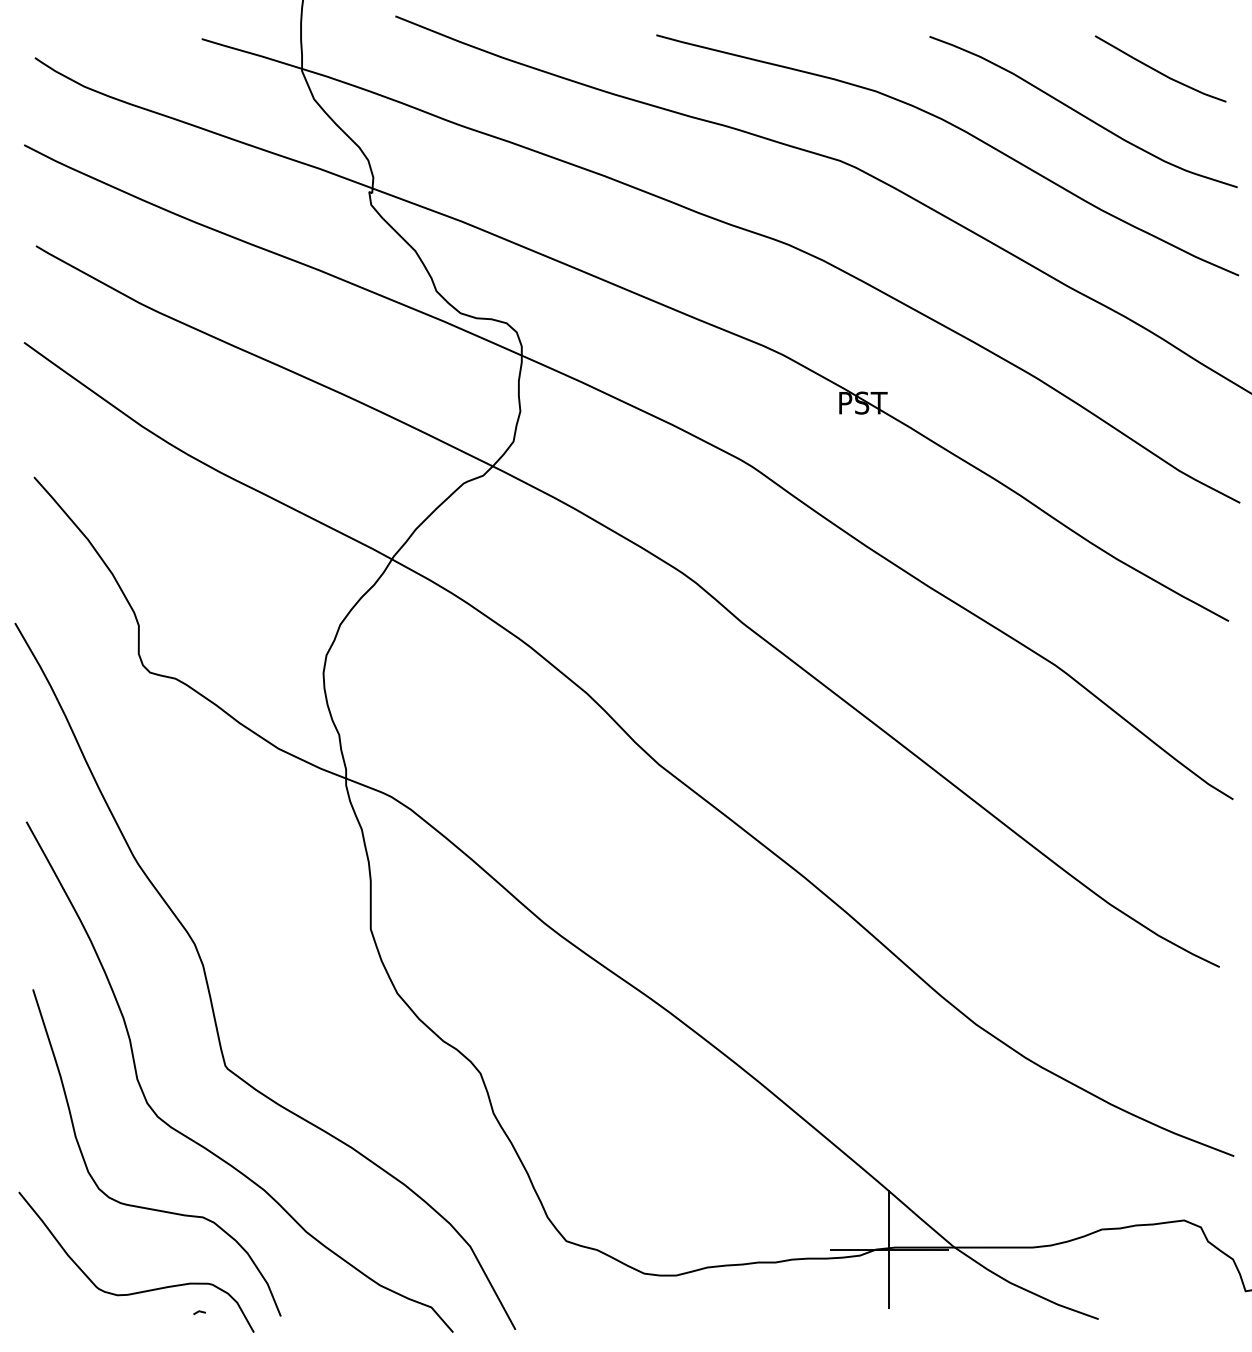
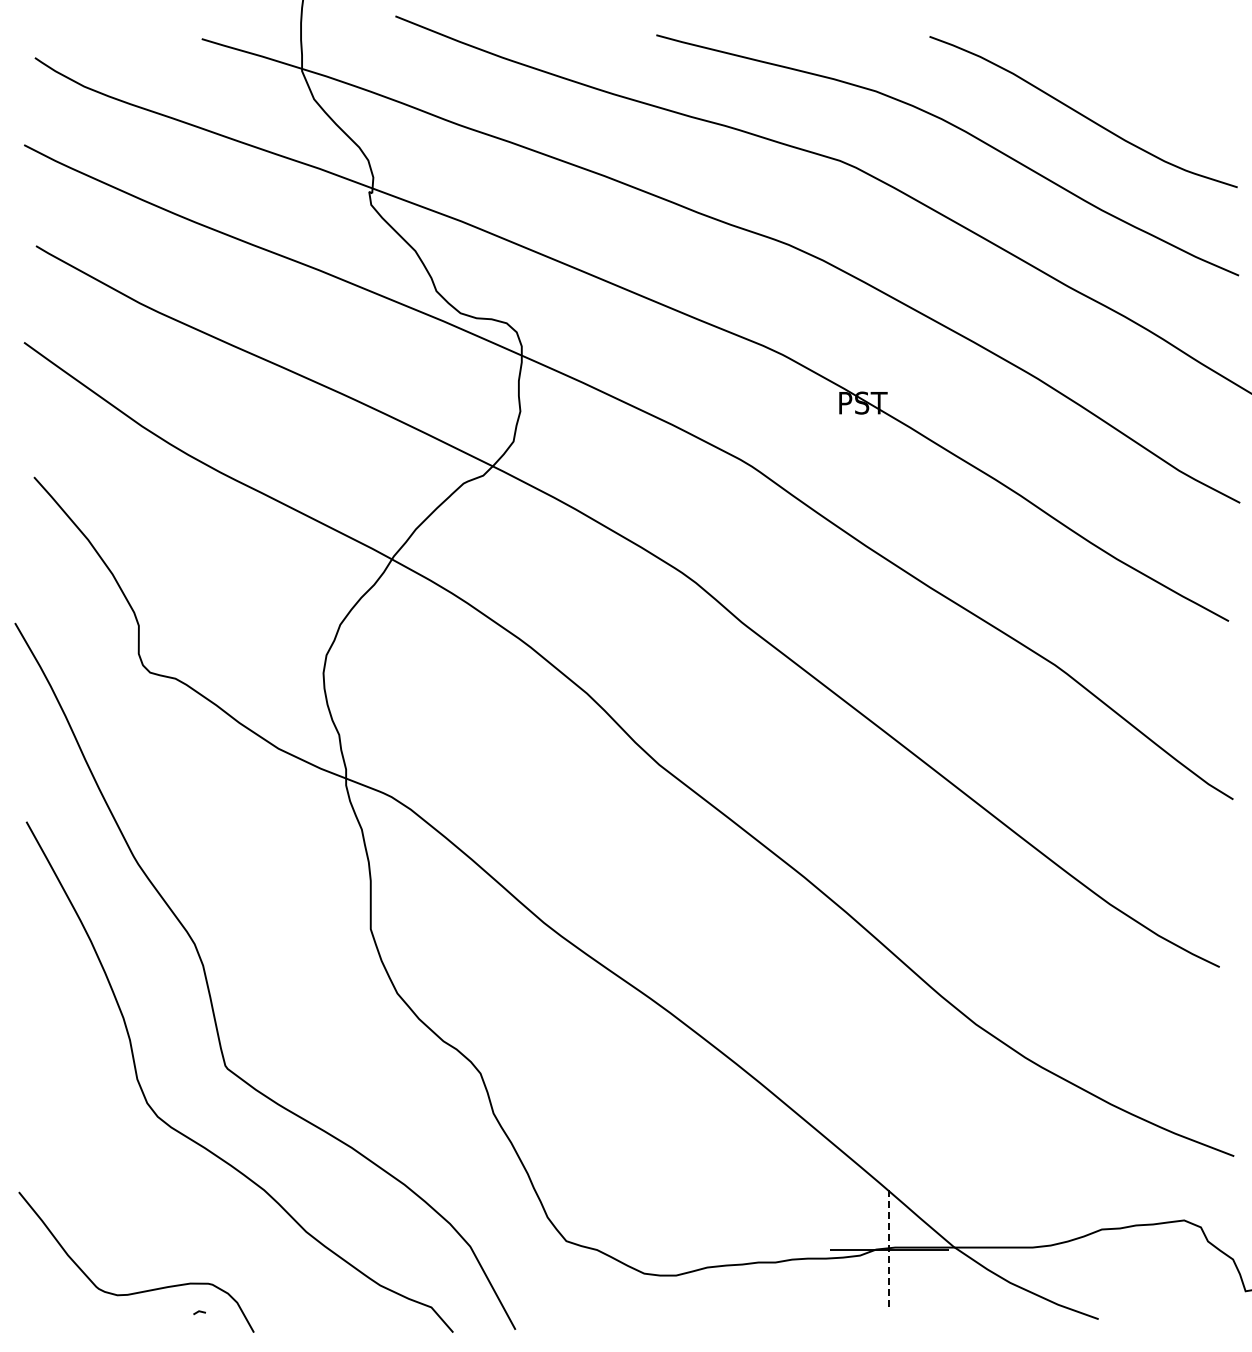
curve: present -> none (1158, 70)
curve: present -> none (148, 1207)
line: solid -> dashed (889, 1249)
